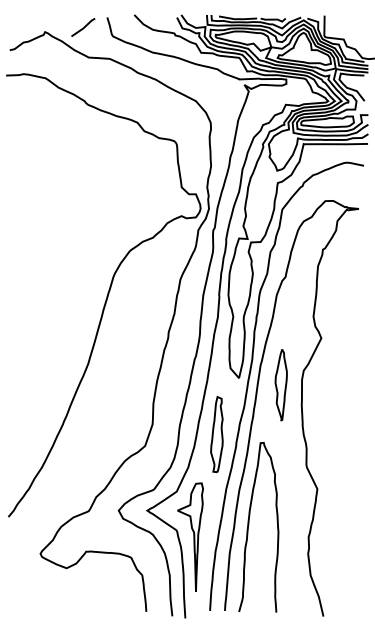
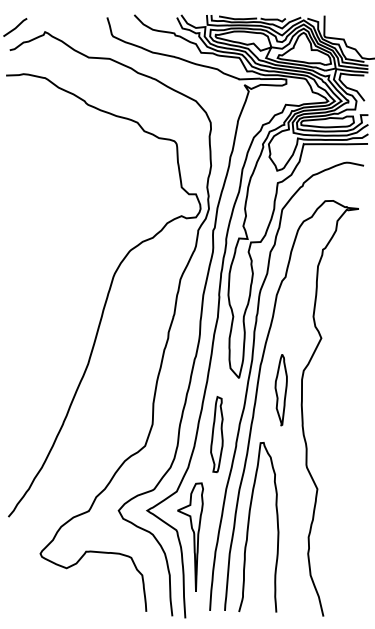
line position: (83, 27) -> (15, 27) (15, 27)
part position: (280, 385) -> (280, 390) (280, 390)
